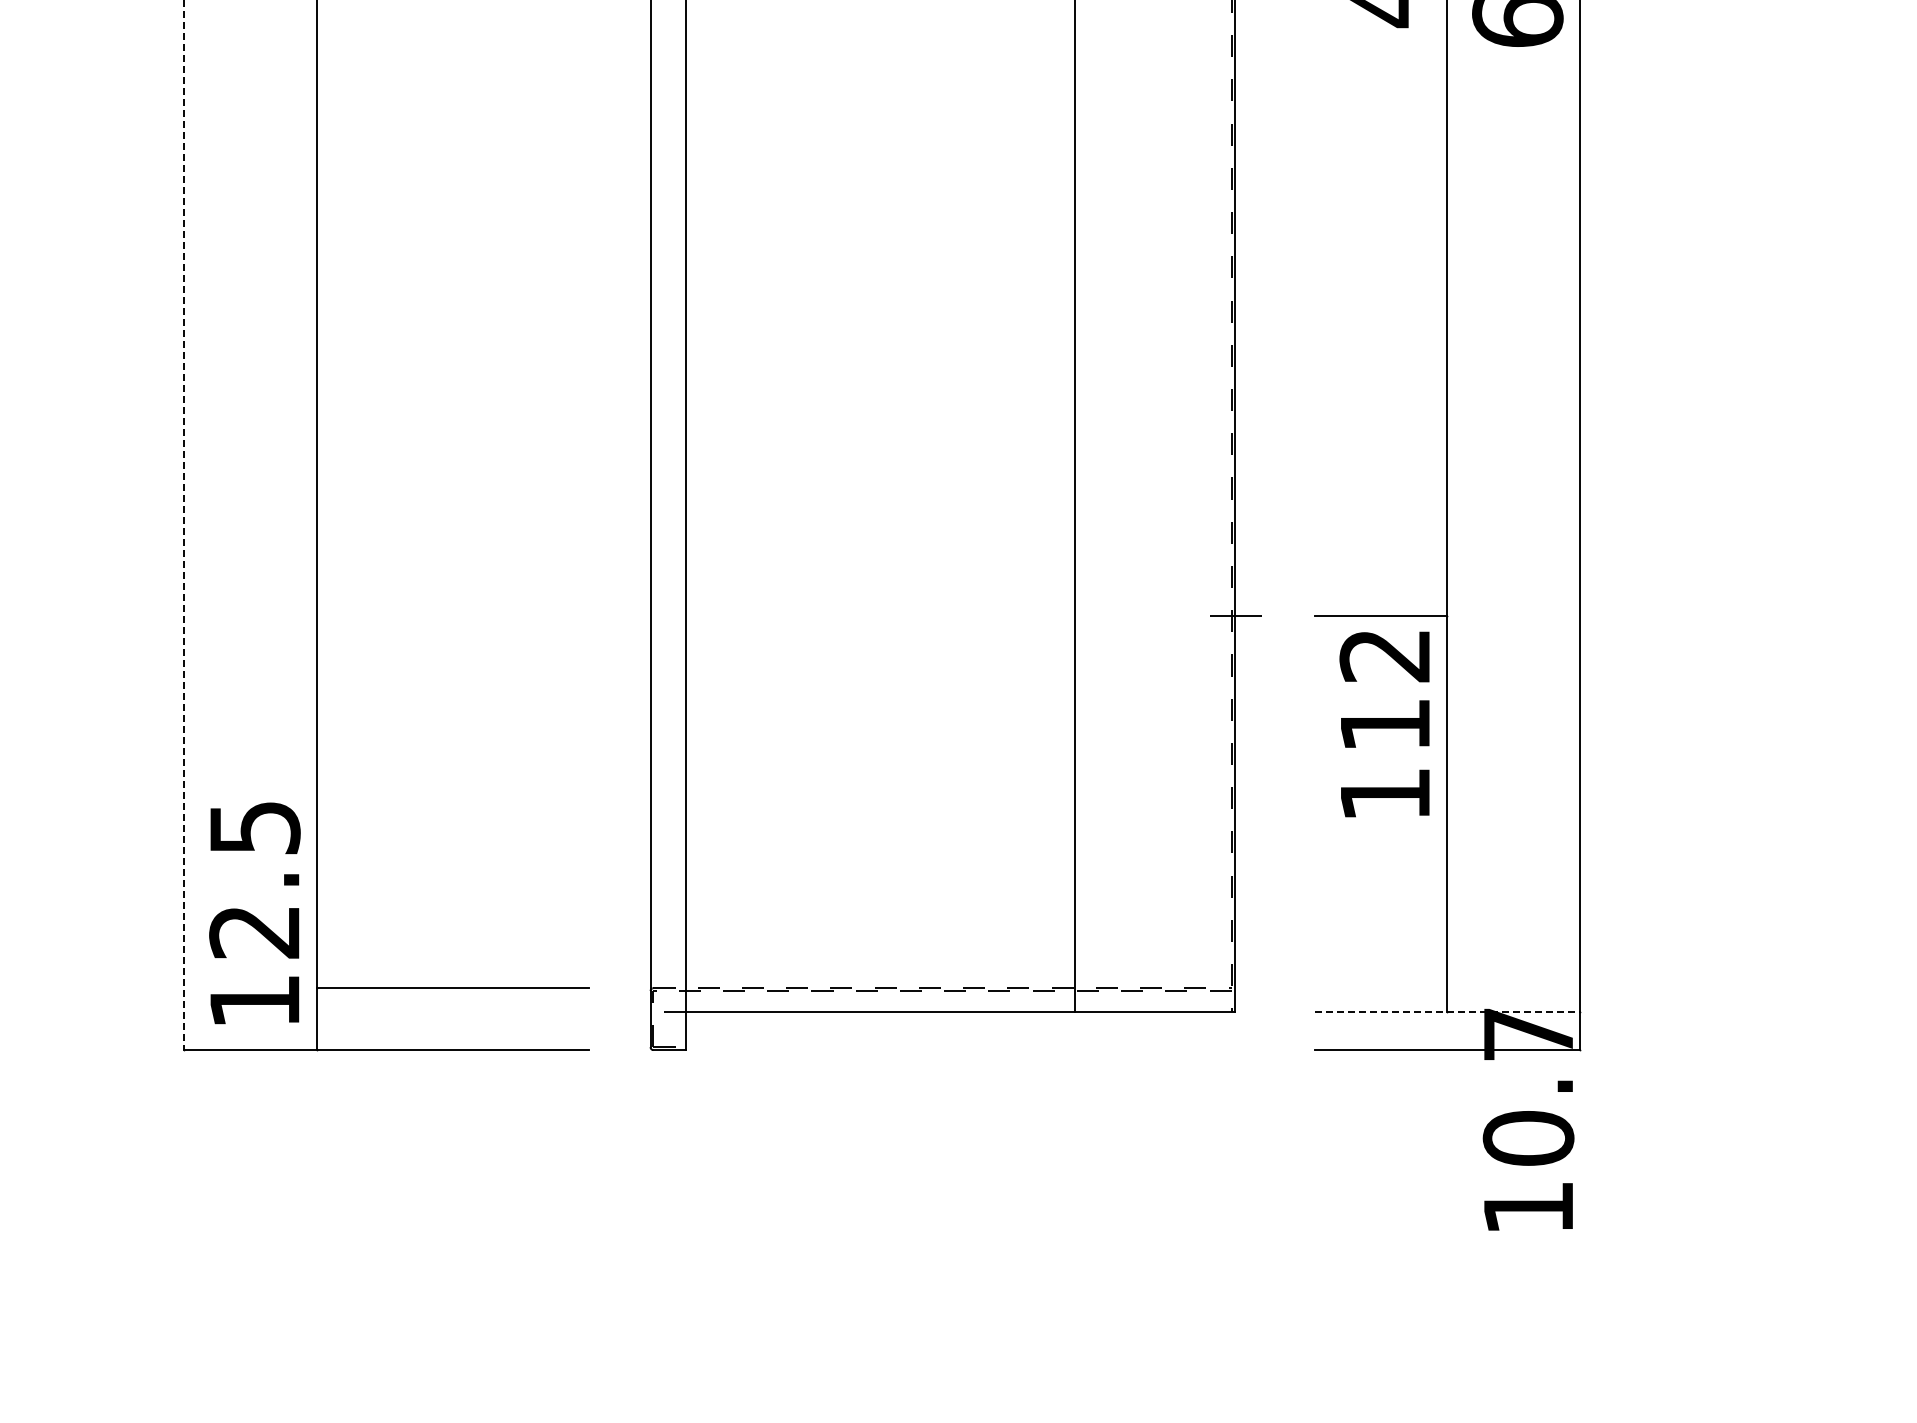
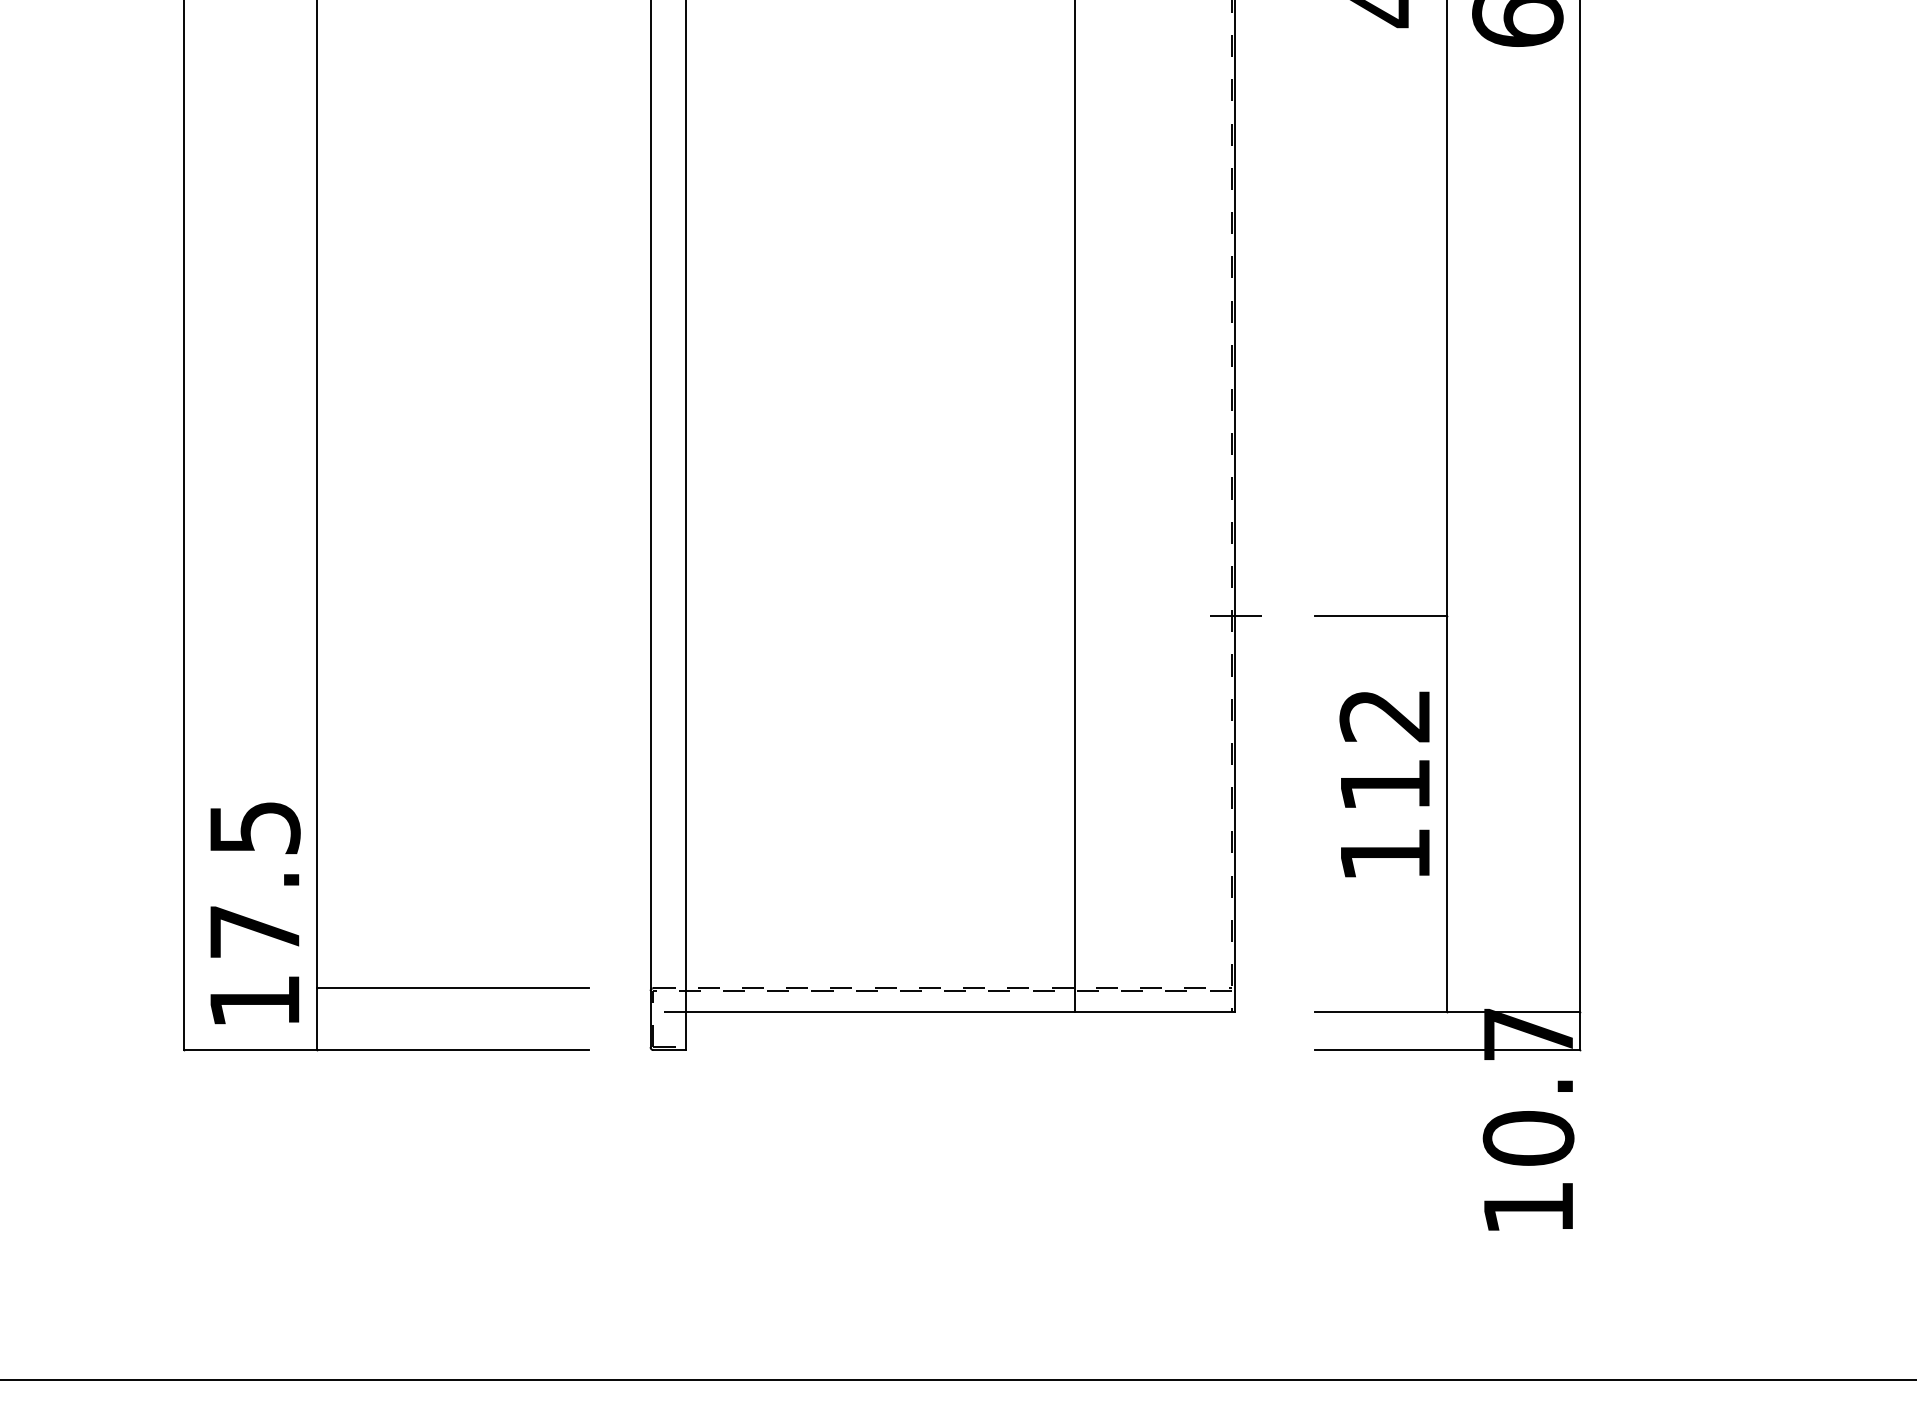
line: dashed -> solid (183, 525)
text position: (1384, 724) -> (1384, 784) (1384, 784)
text: 12.5 -> 17.5 (254, 932)
line: dashed -> solid (1447, 1012)
line: none -> present (957, 1380)
